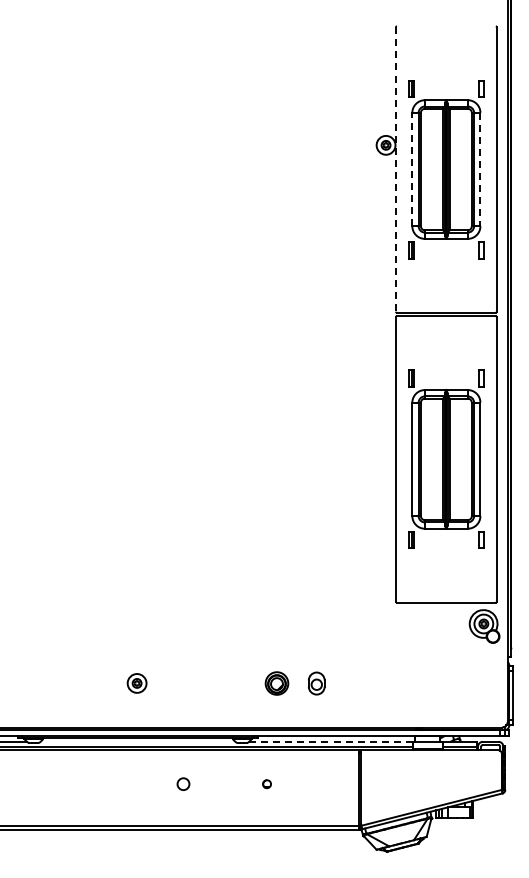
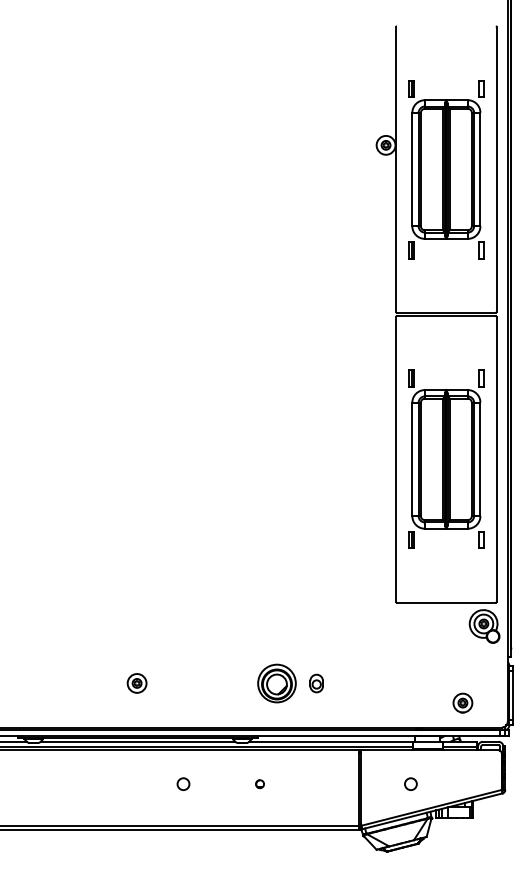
line: dashed -> solid (412, 169)
line: dashed -> solid (480, 169)
line: dashed -> solid (395, 170)
part size: 26x25 px -> 40x41 px (276, 683)
part size: 18x25 px -> 15x21 px (316, 683)
part: none -> present (462, 702)
line: none -> present (137, 741)
line: dashed -> solid (332, 741)
circle: none -> present (410, 783)
part position: (266, 784) -> (259, 784) (259, 784)
